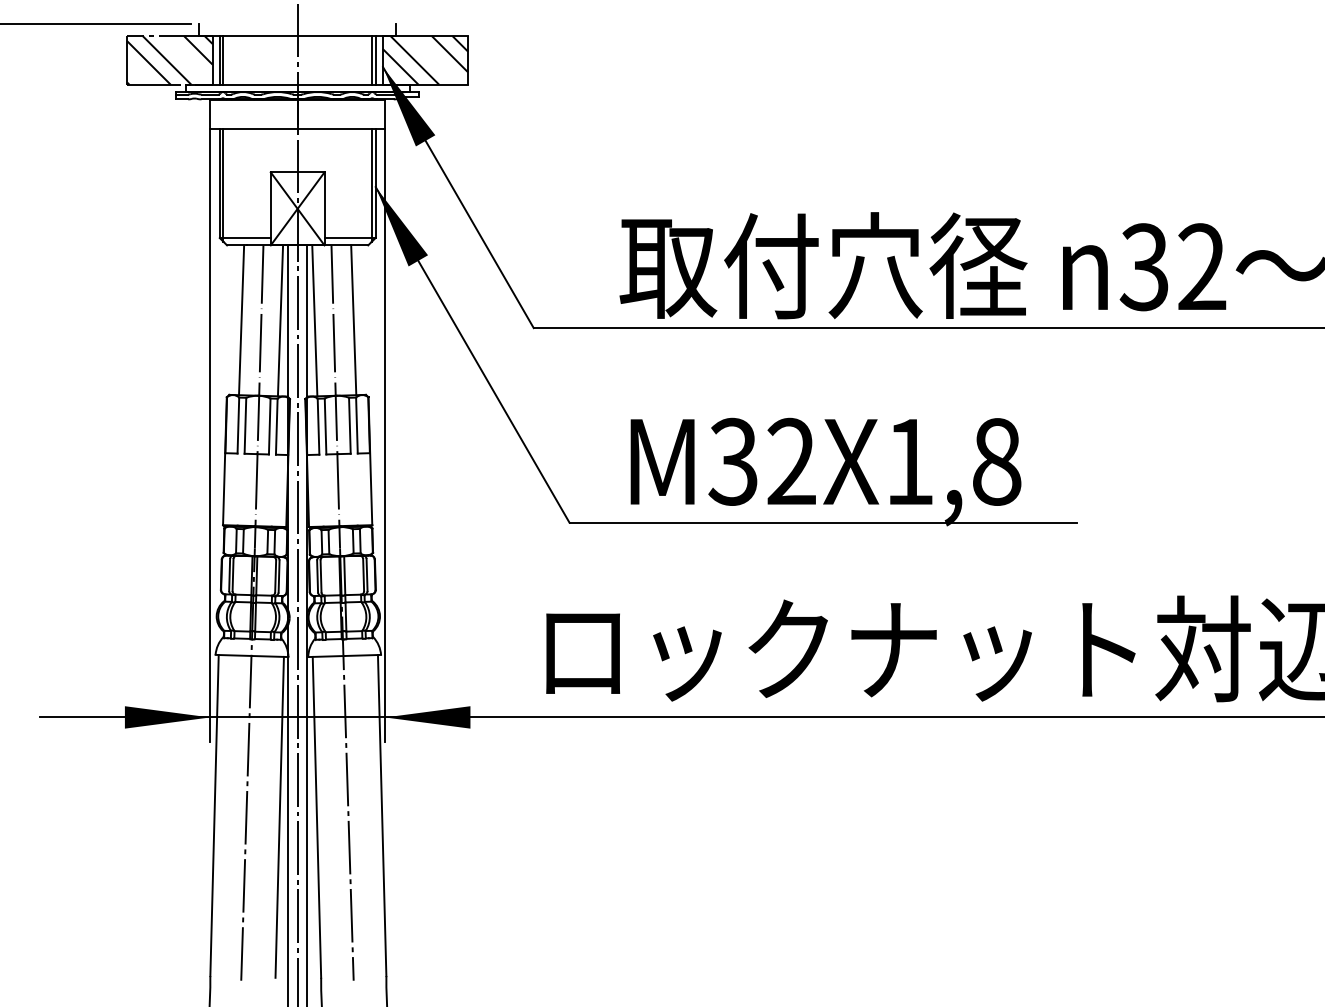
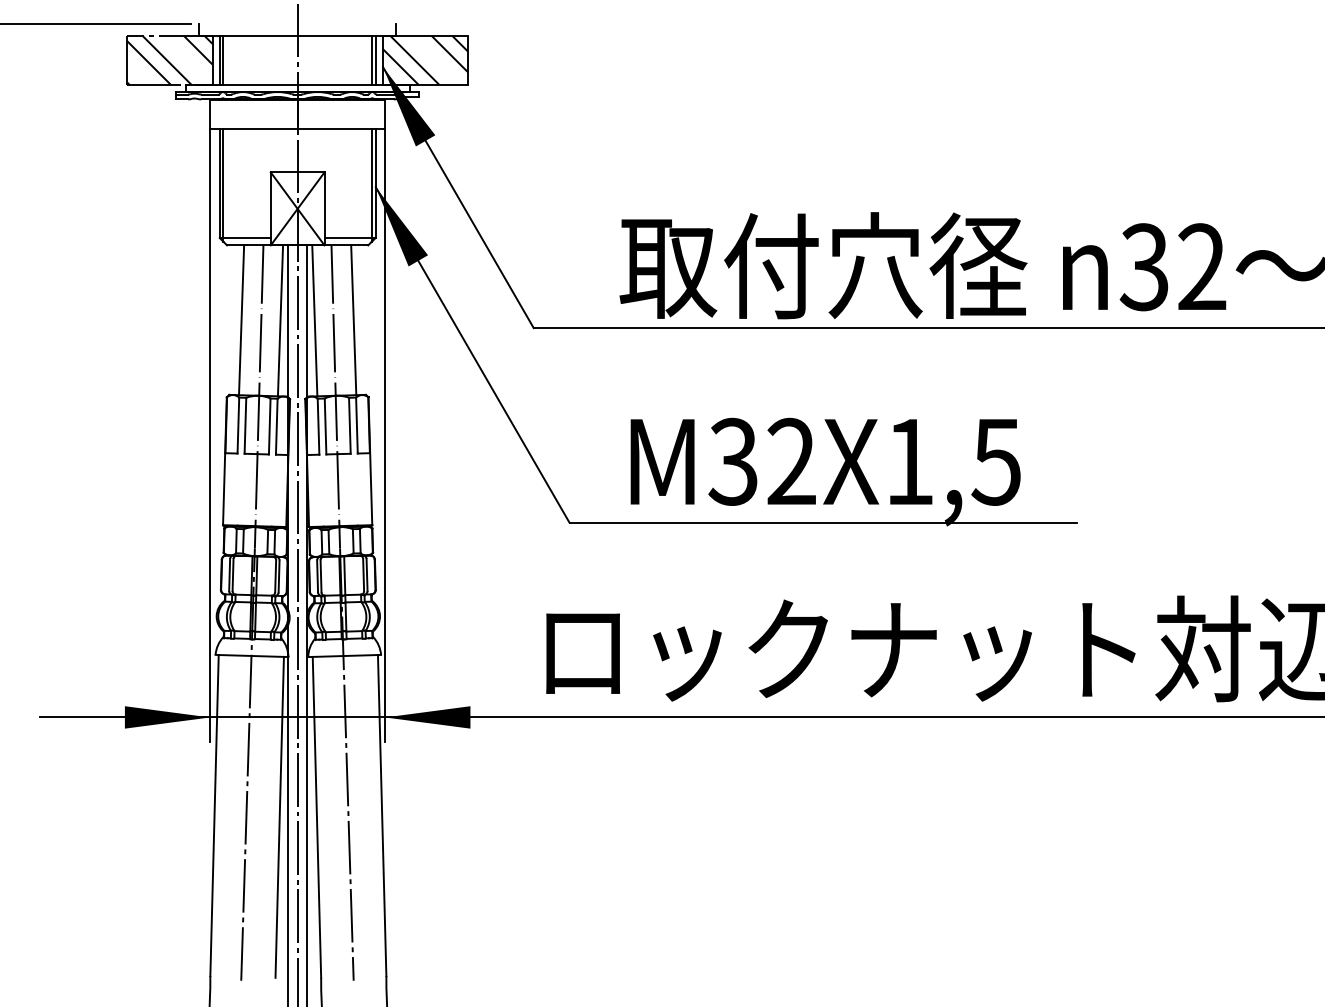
text: M32X1,8 -> M32X1,5 (996, 461)
